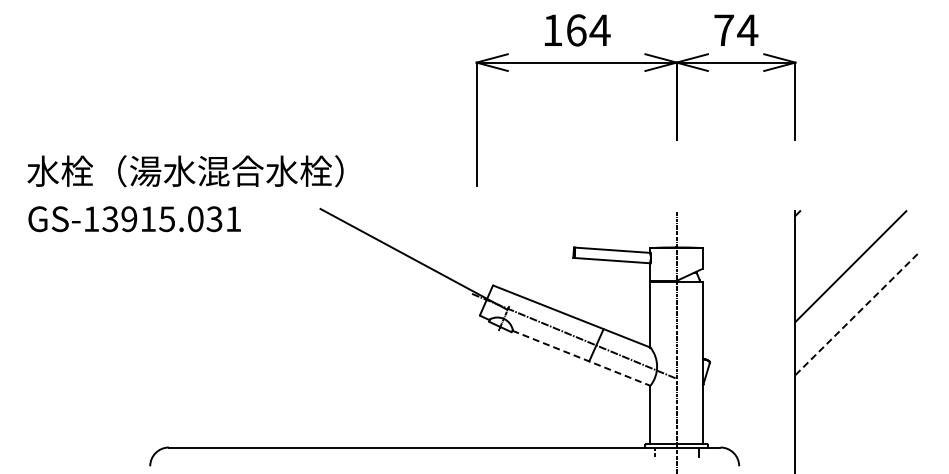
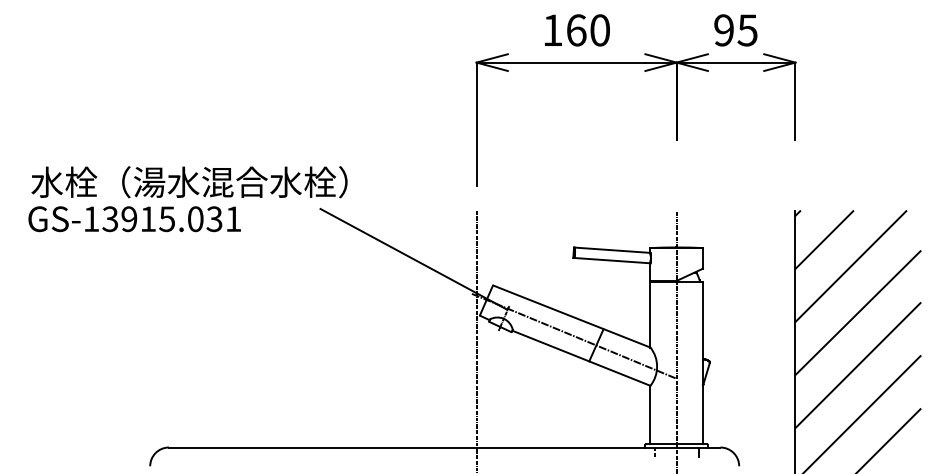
text: 164 -> 160 (599, 30)
text: 74 -> 95 (736, 30)
text position: (185, 171) -> (189, 182) (189, 182)
line: none -> present (824, 239)
line: dashed -> solid (858, 313)
line: none -> present (476, 340)
line: dashed -> solid (581, 358)
line: none -> present (857, 365)
line: none -> present (863, 413)
line: none -> present (889, 439)
